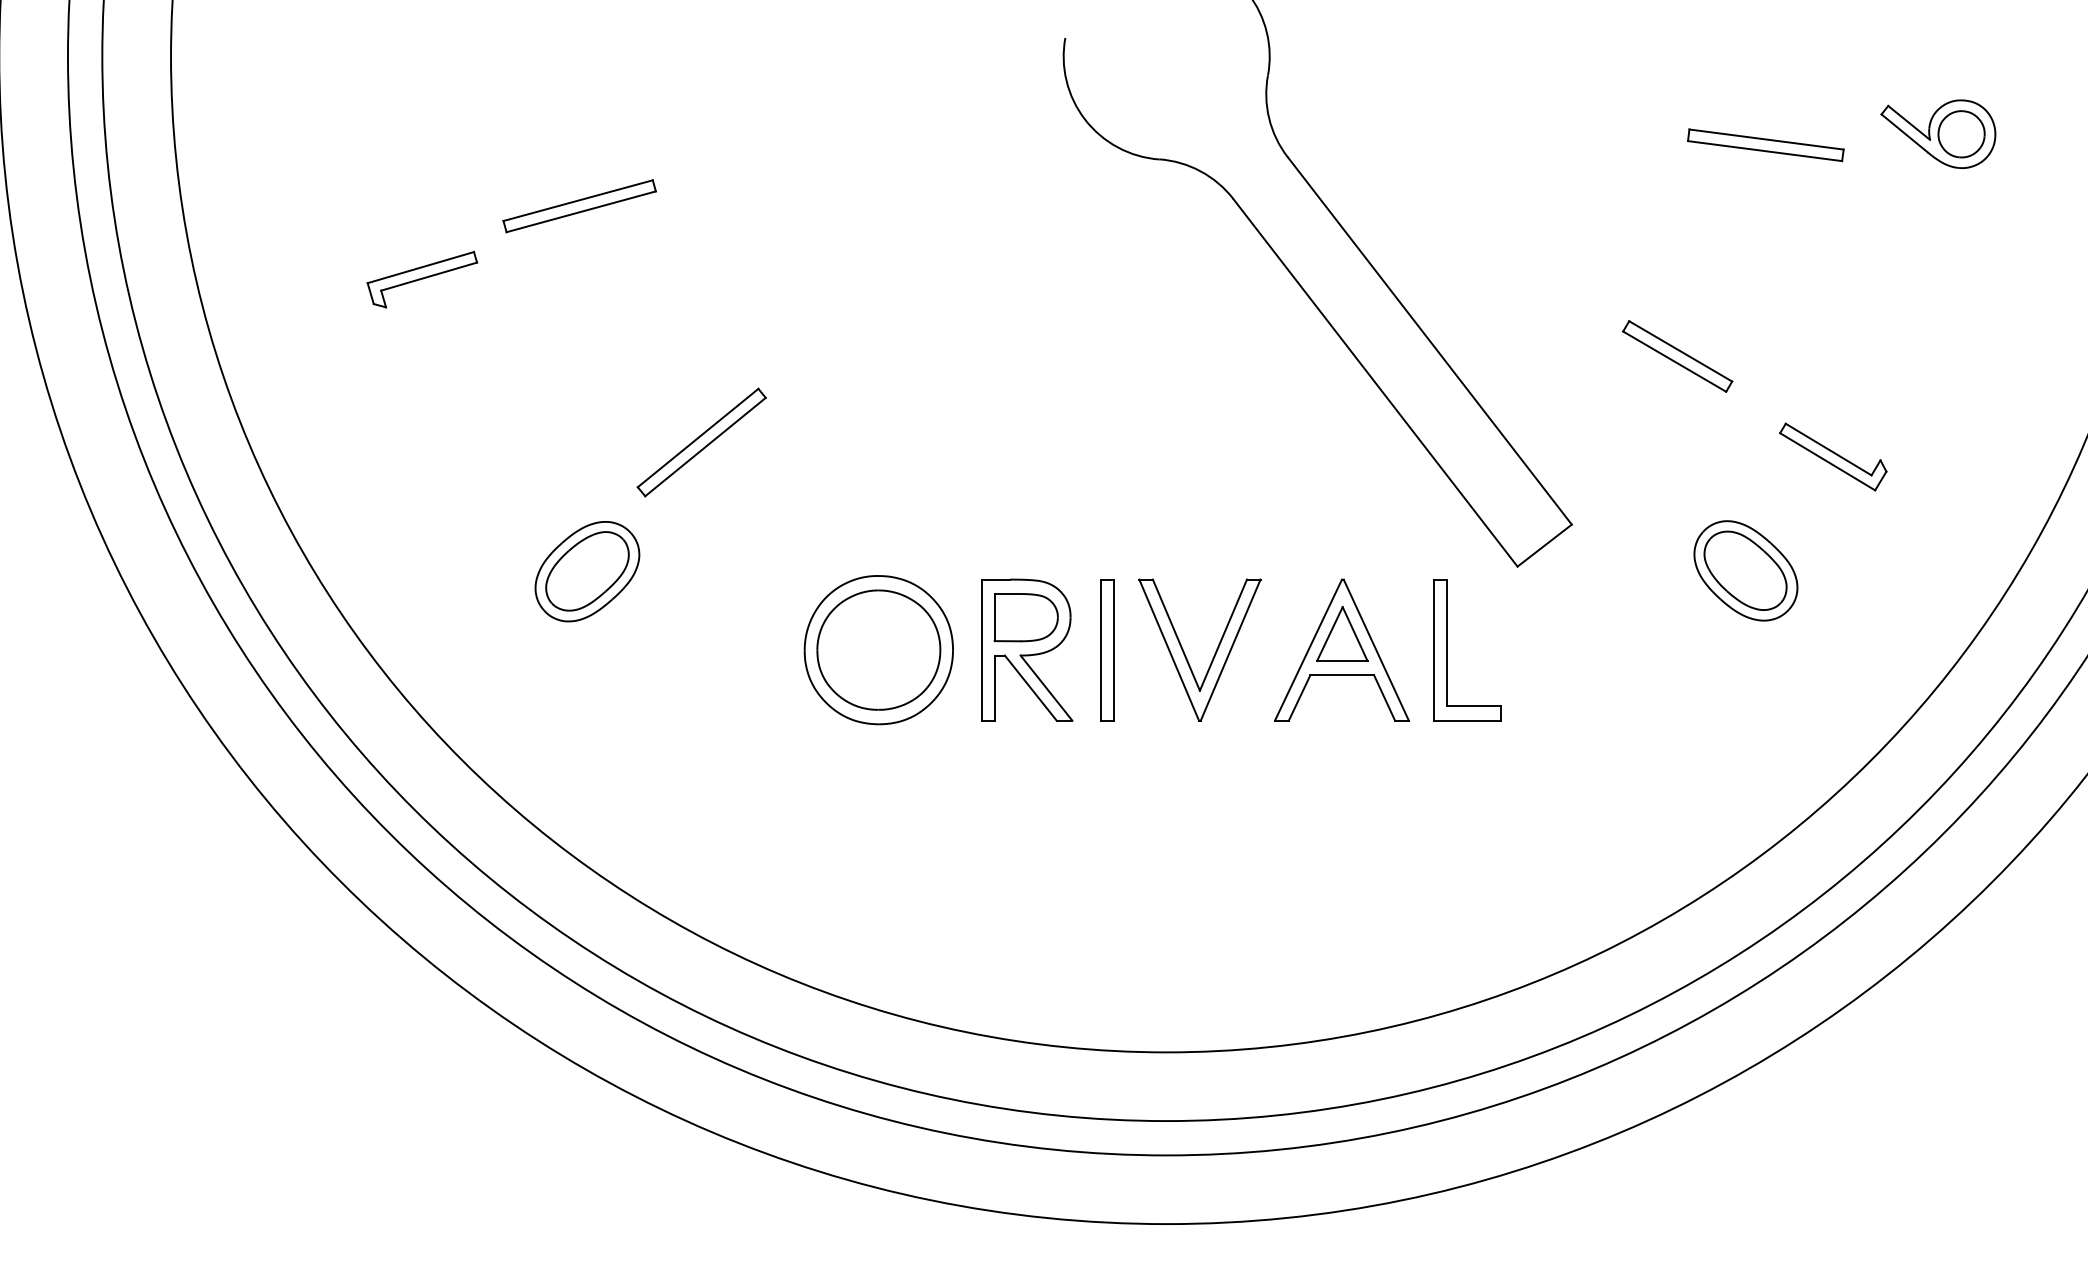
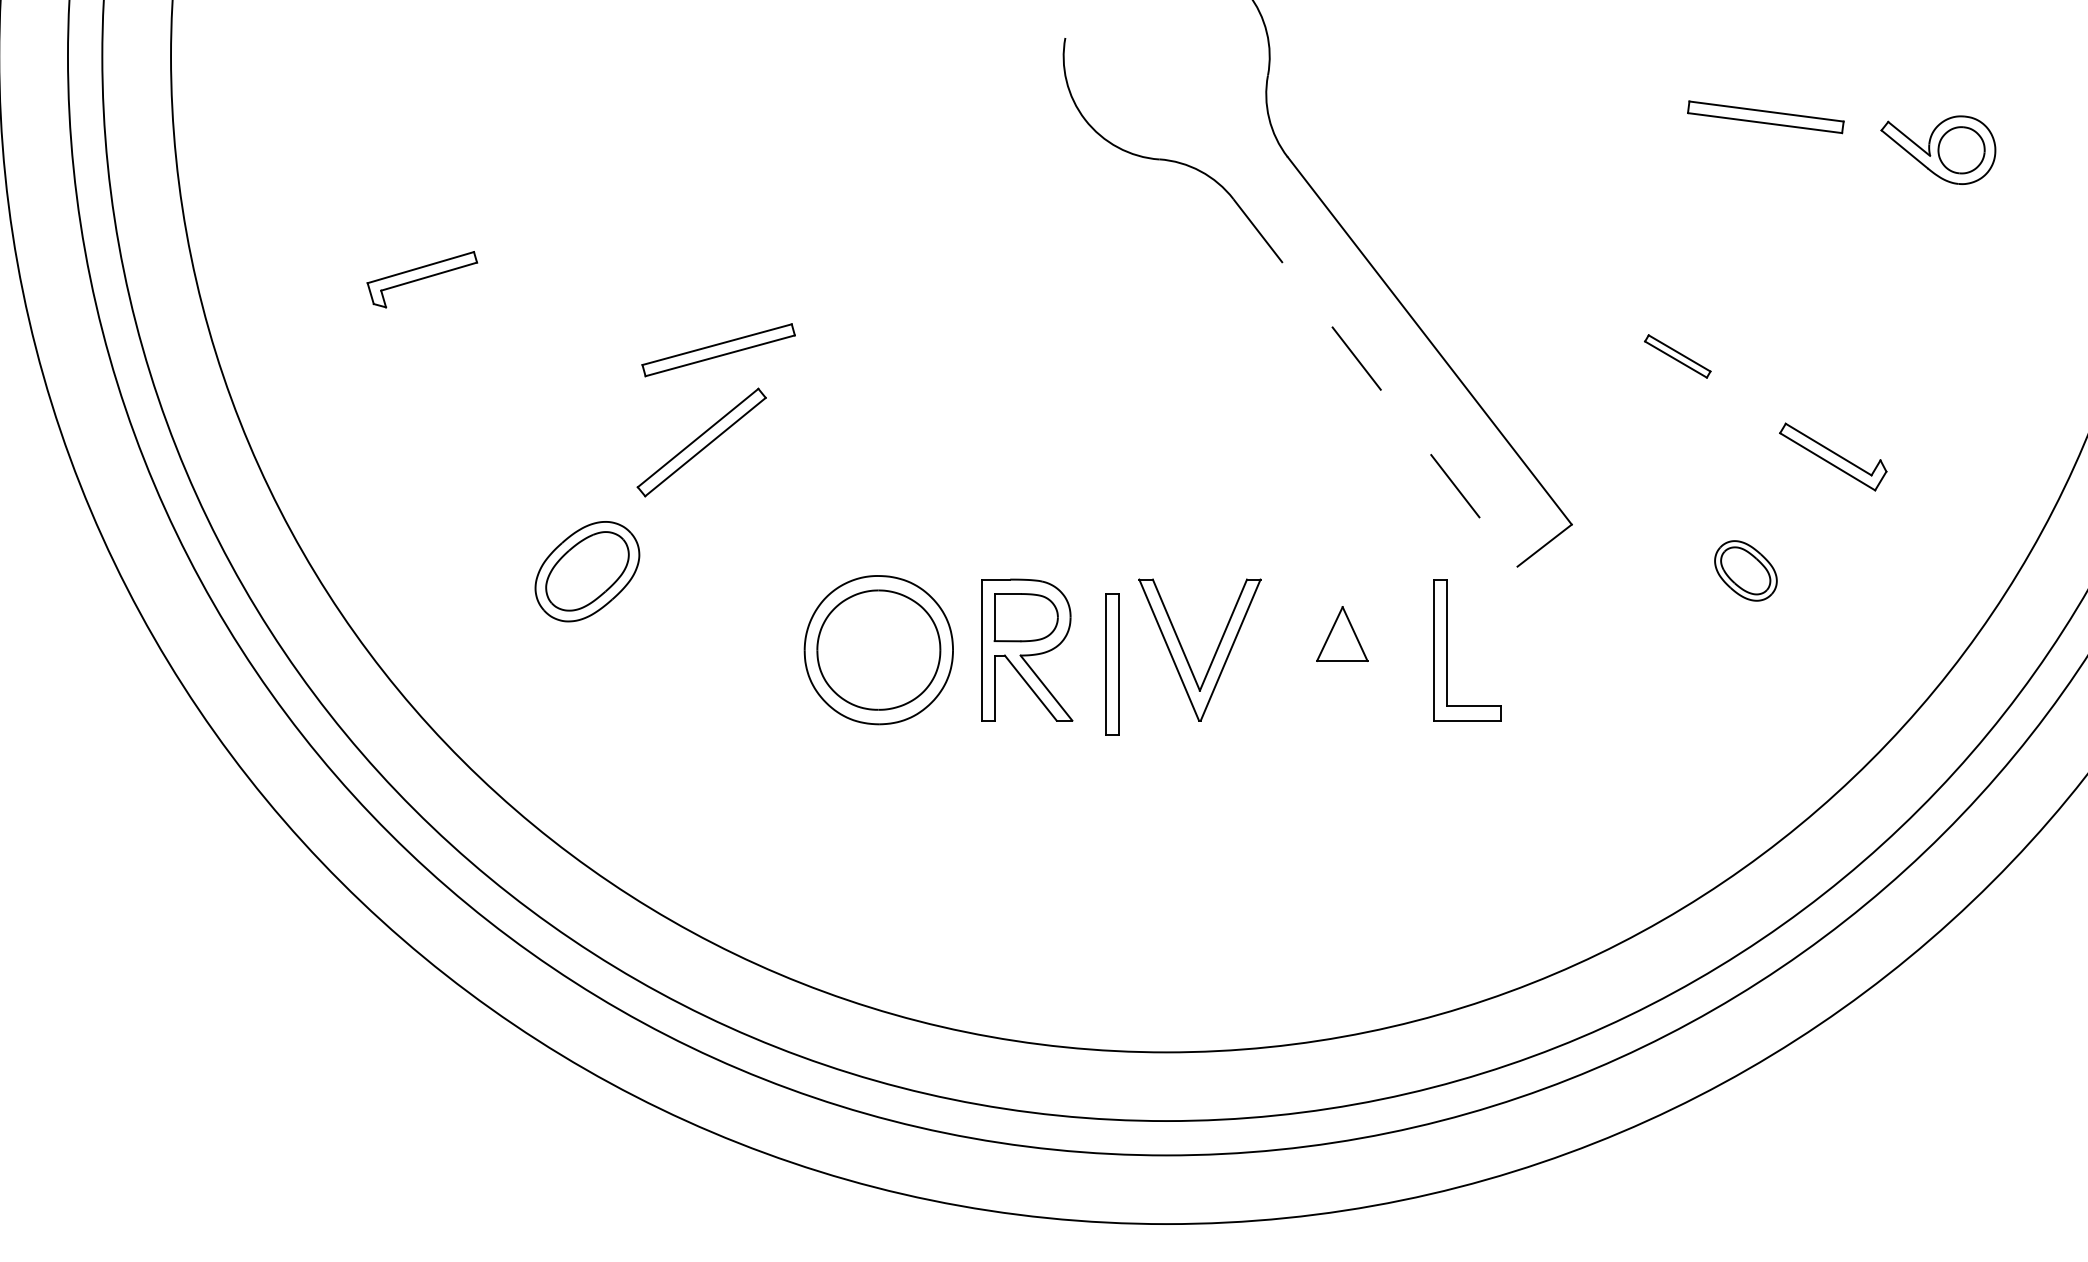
part position: (1938, 133) -> (1938, 149) (1938, 149)
part position: (1765, 145) -> (1765, 117) (1765, 117)
part position: (579, 206) -> (718, 350) (718, 350)
part size: 112x73 px -> 68x45 px (1677, 356)
line: solid -> dashed (1375, 383)
part size: 106x102 px -> 64x62 px (1745, 570)
part: present -> none (1341, 649)
part position: (1107, 650) -> (1112, 664) (1112, 664)
